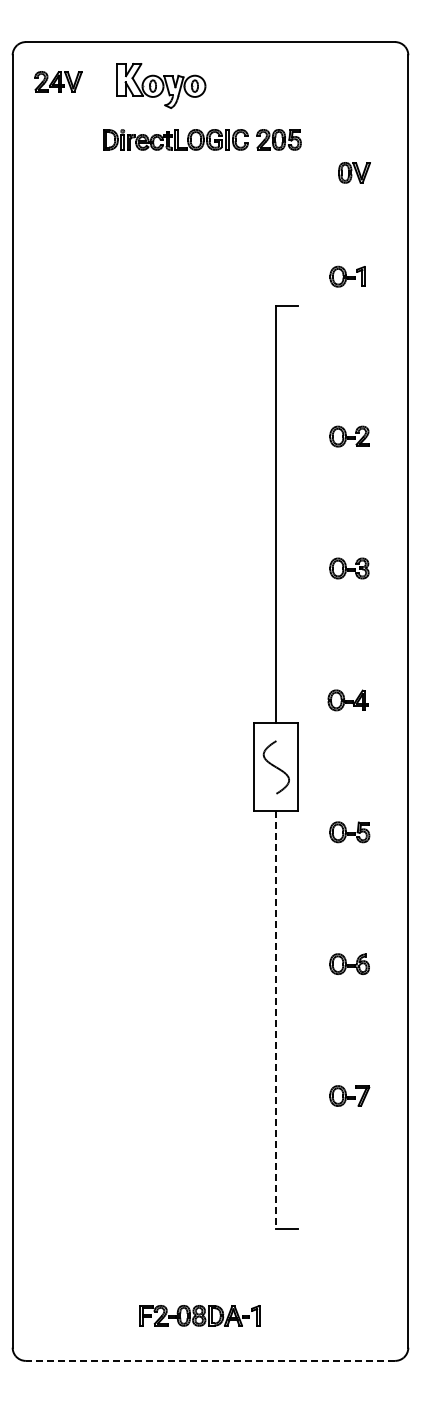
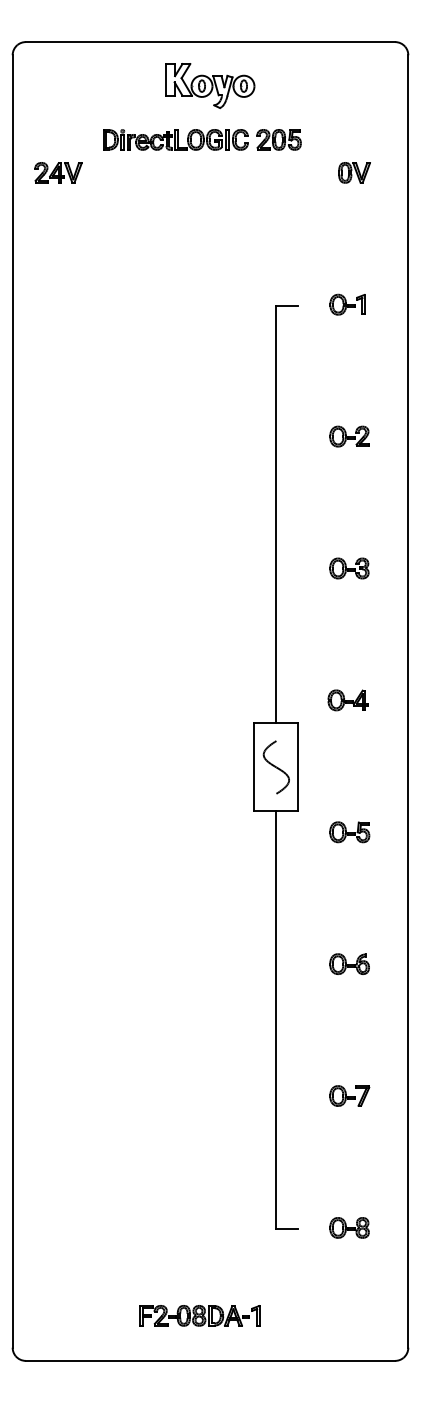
part position: (58, 81) -> (58, 172) (58, 172)
part position: (161, 85) -> (210, 85) (210, 85)
part position: (347, 276) -> (347, 304) (347, 304)
line: dashed -> solid (276, 1020)
part: none -> present (349, 1227)
line: dashed -> solid (210, 1360)
